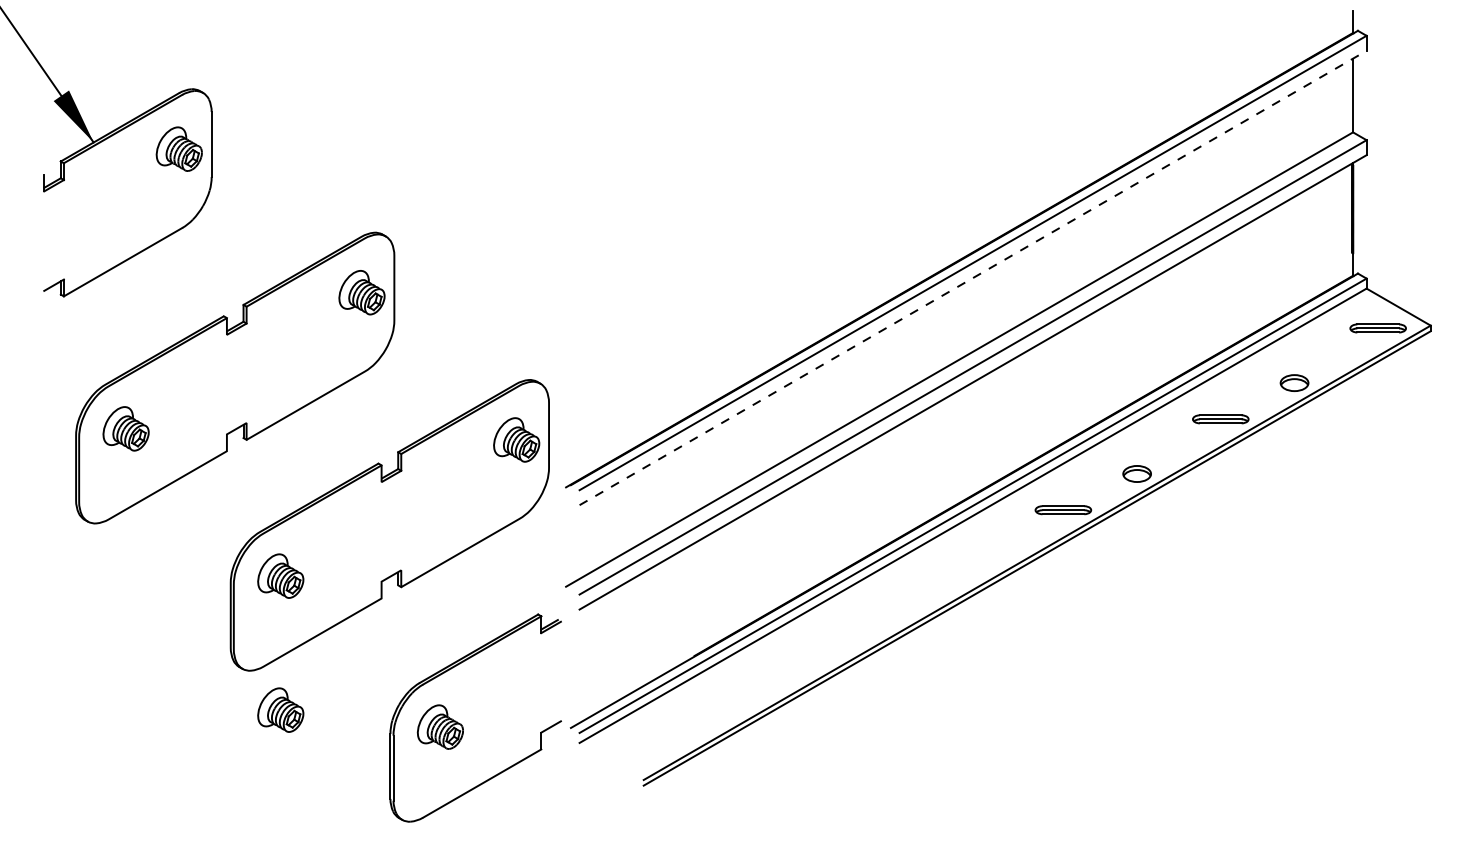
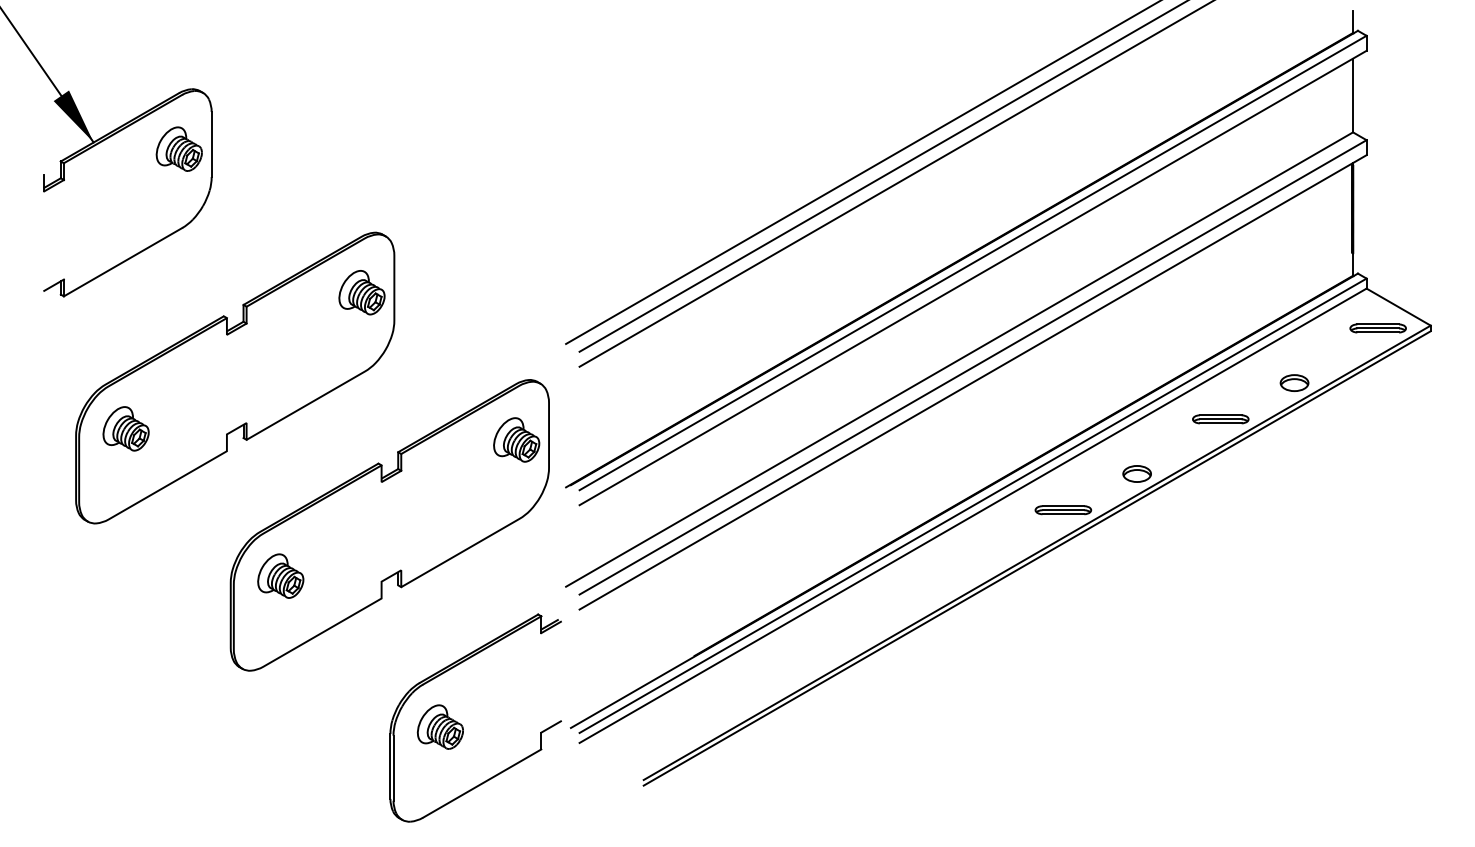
line: none -> present (862, 172)
line: none -> present (882, 176)
line: none -> present (895, 184)
line: dashed -> solid (973, 277)
part: present -> none (280, 709)
